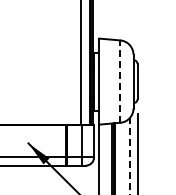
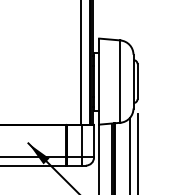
line: dashed -> solid (120, 81)
line: dashed -> solid (129, 155)
